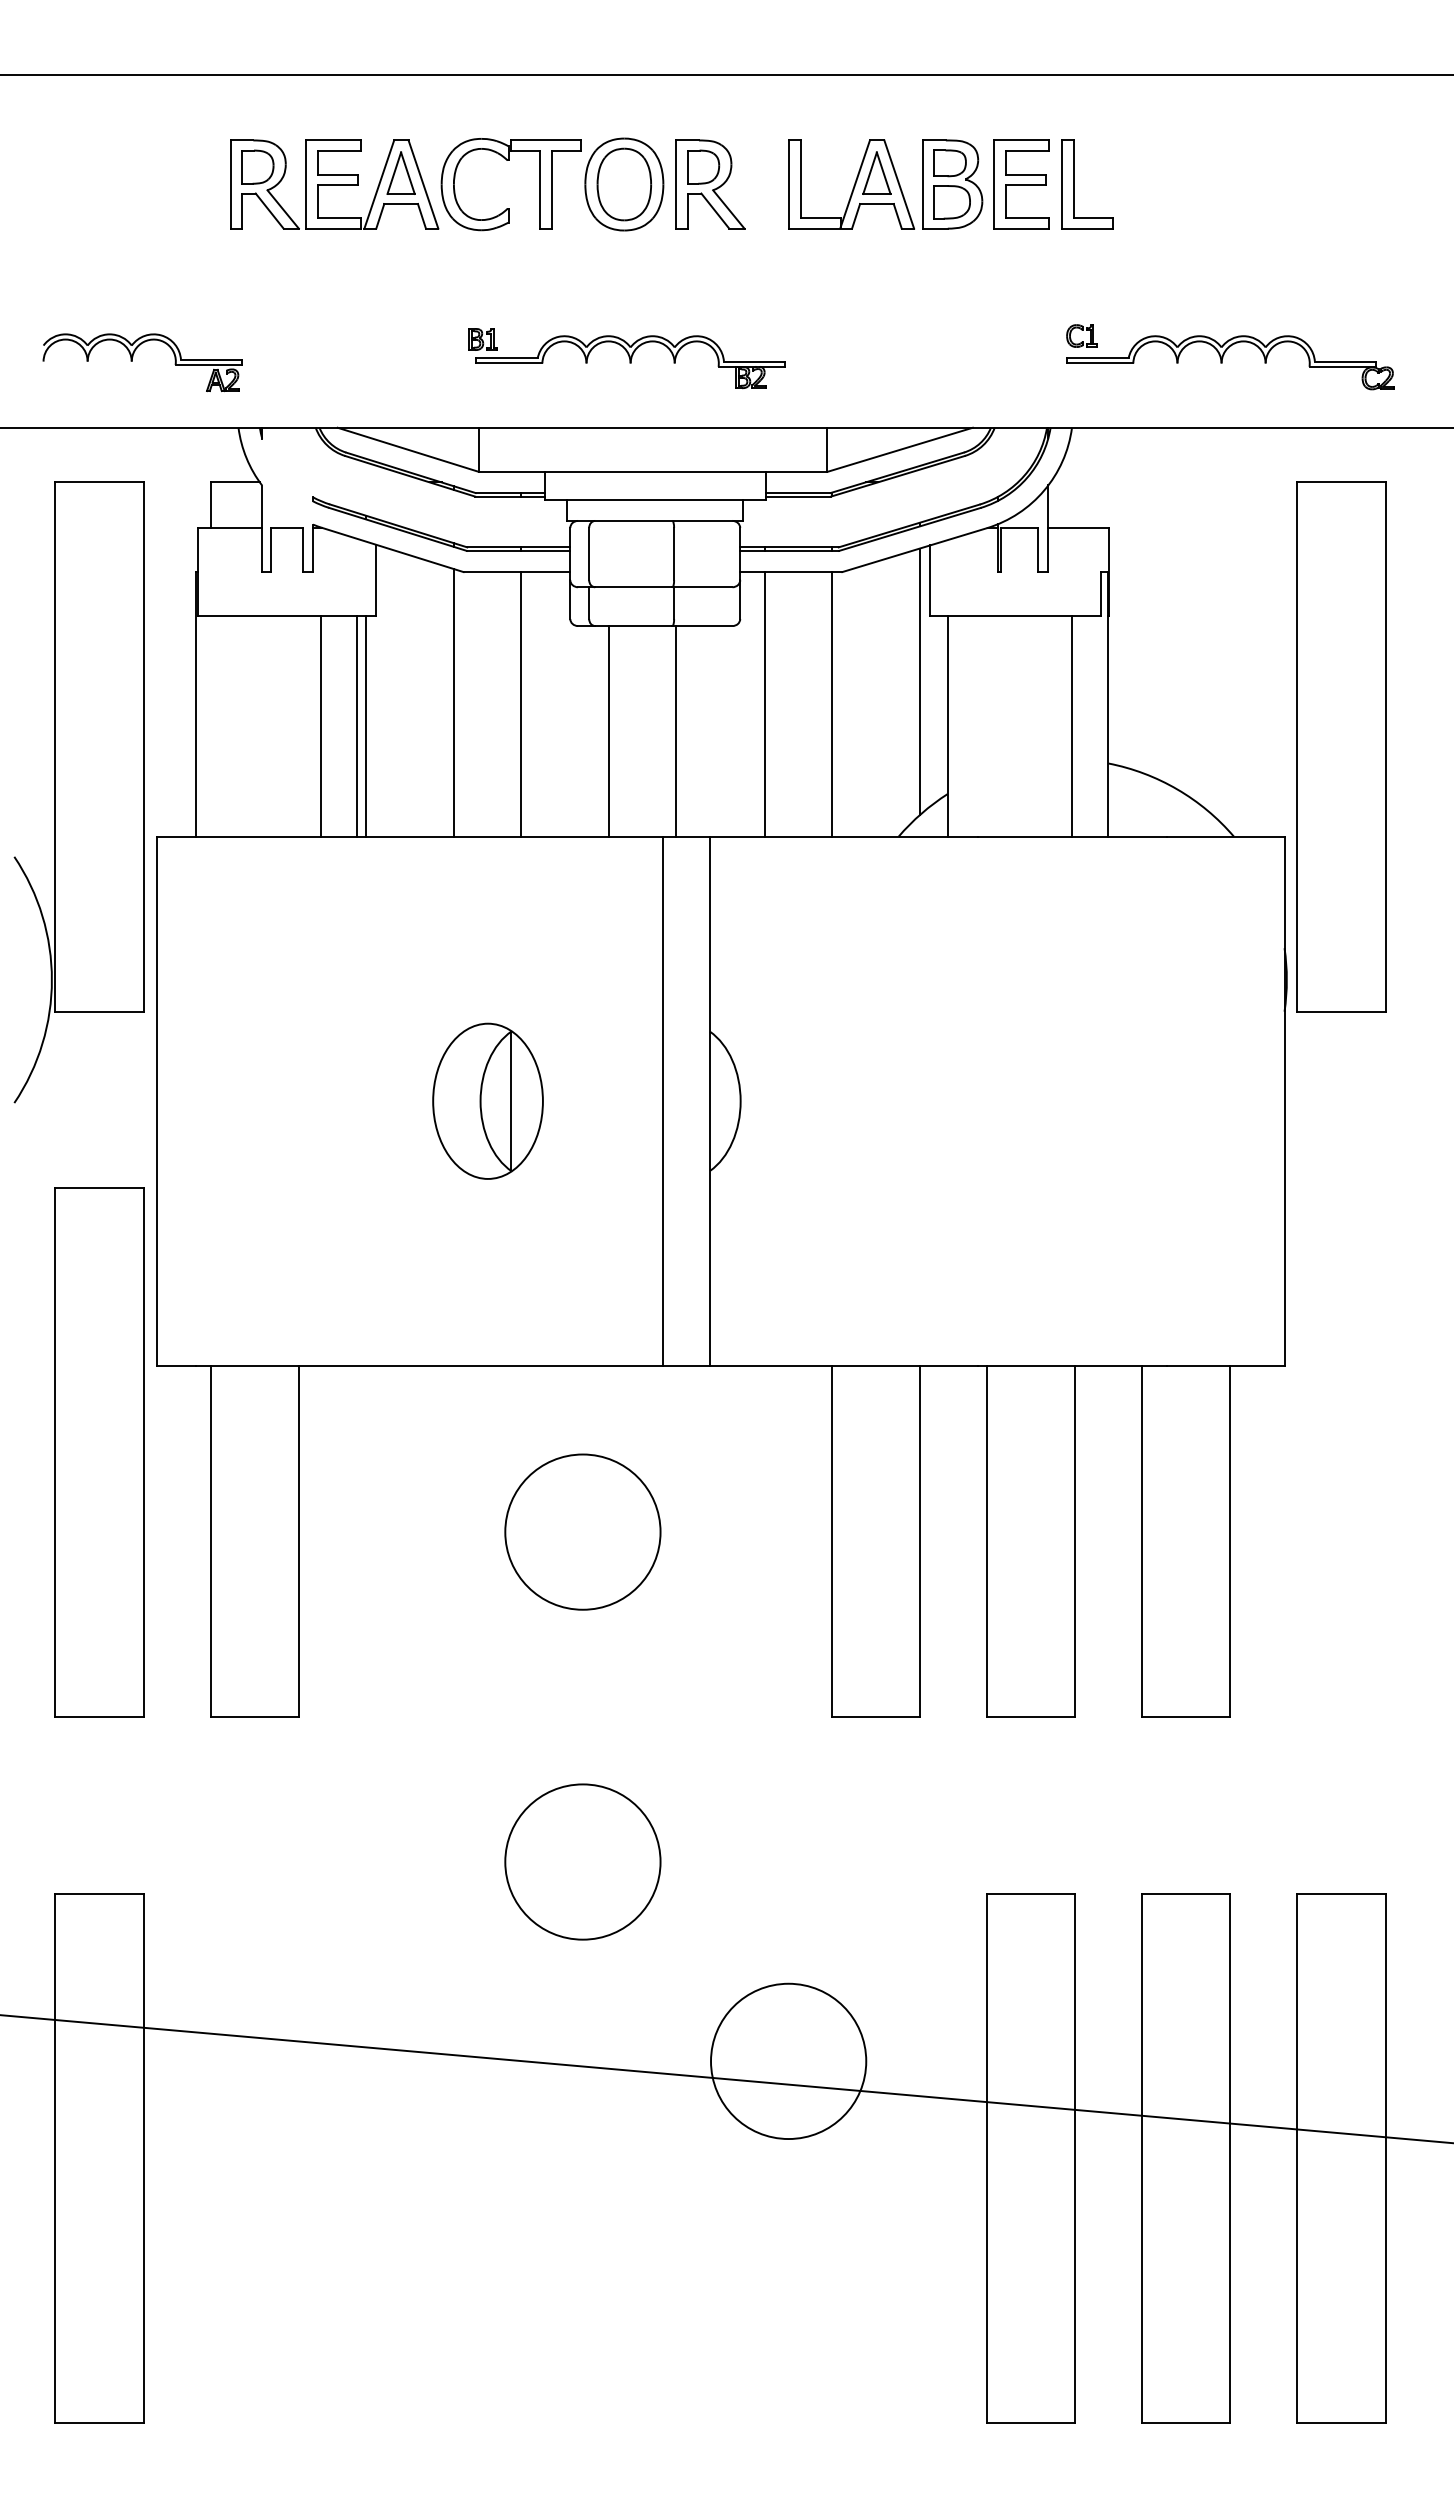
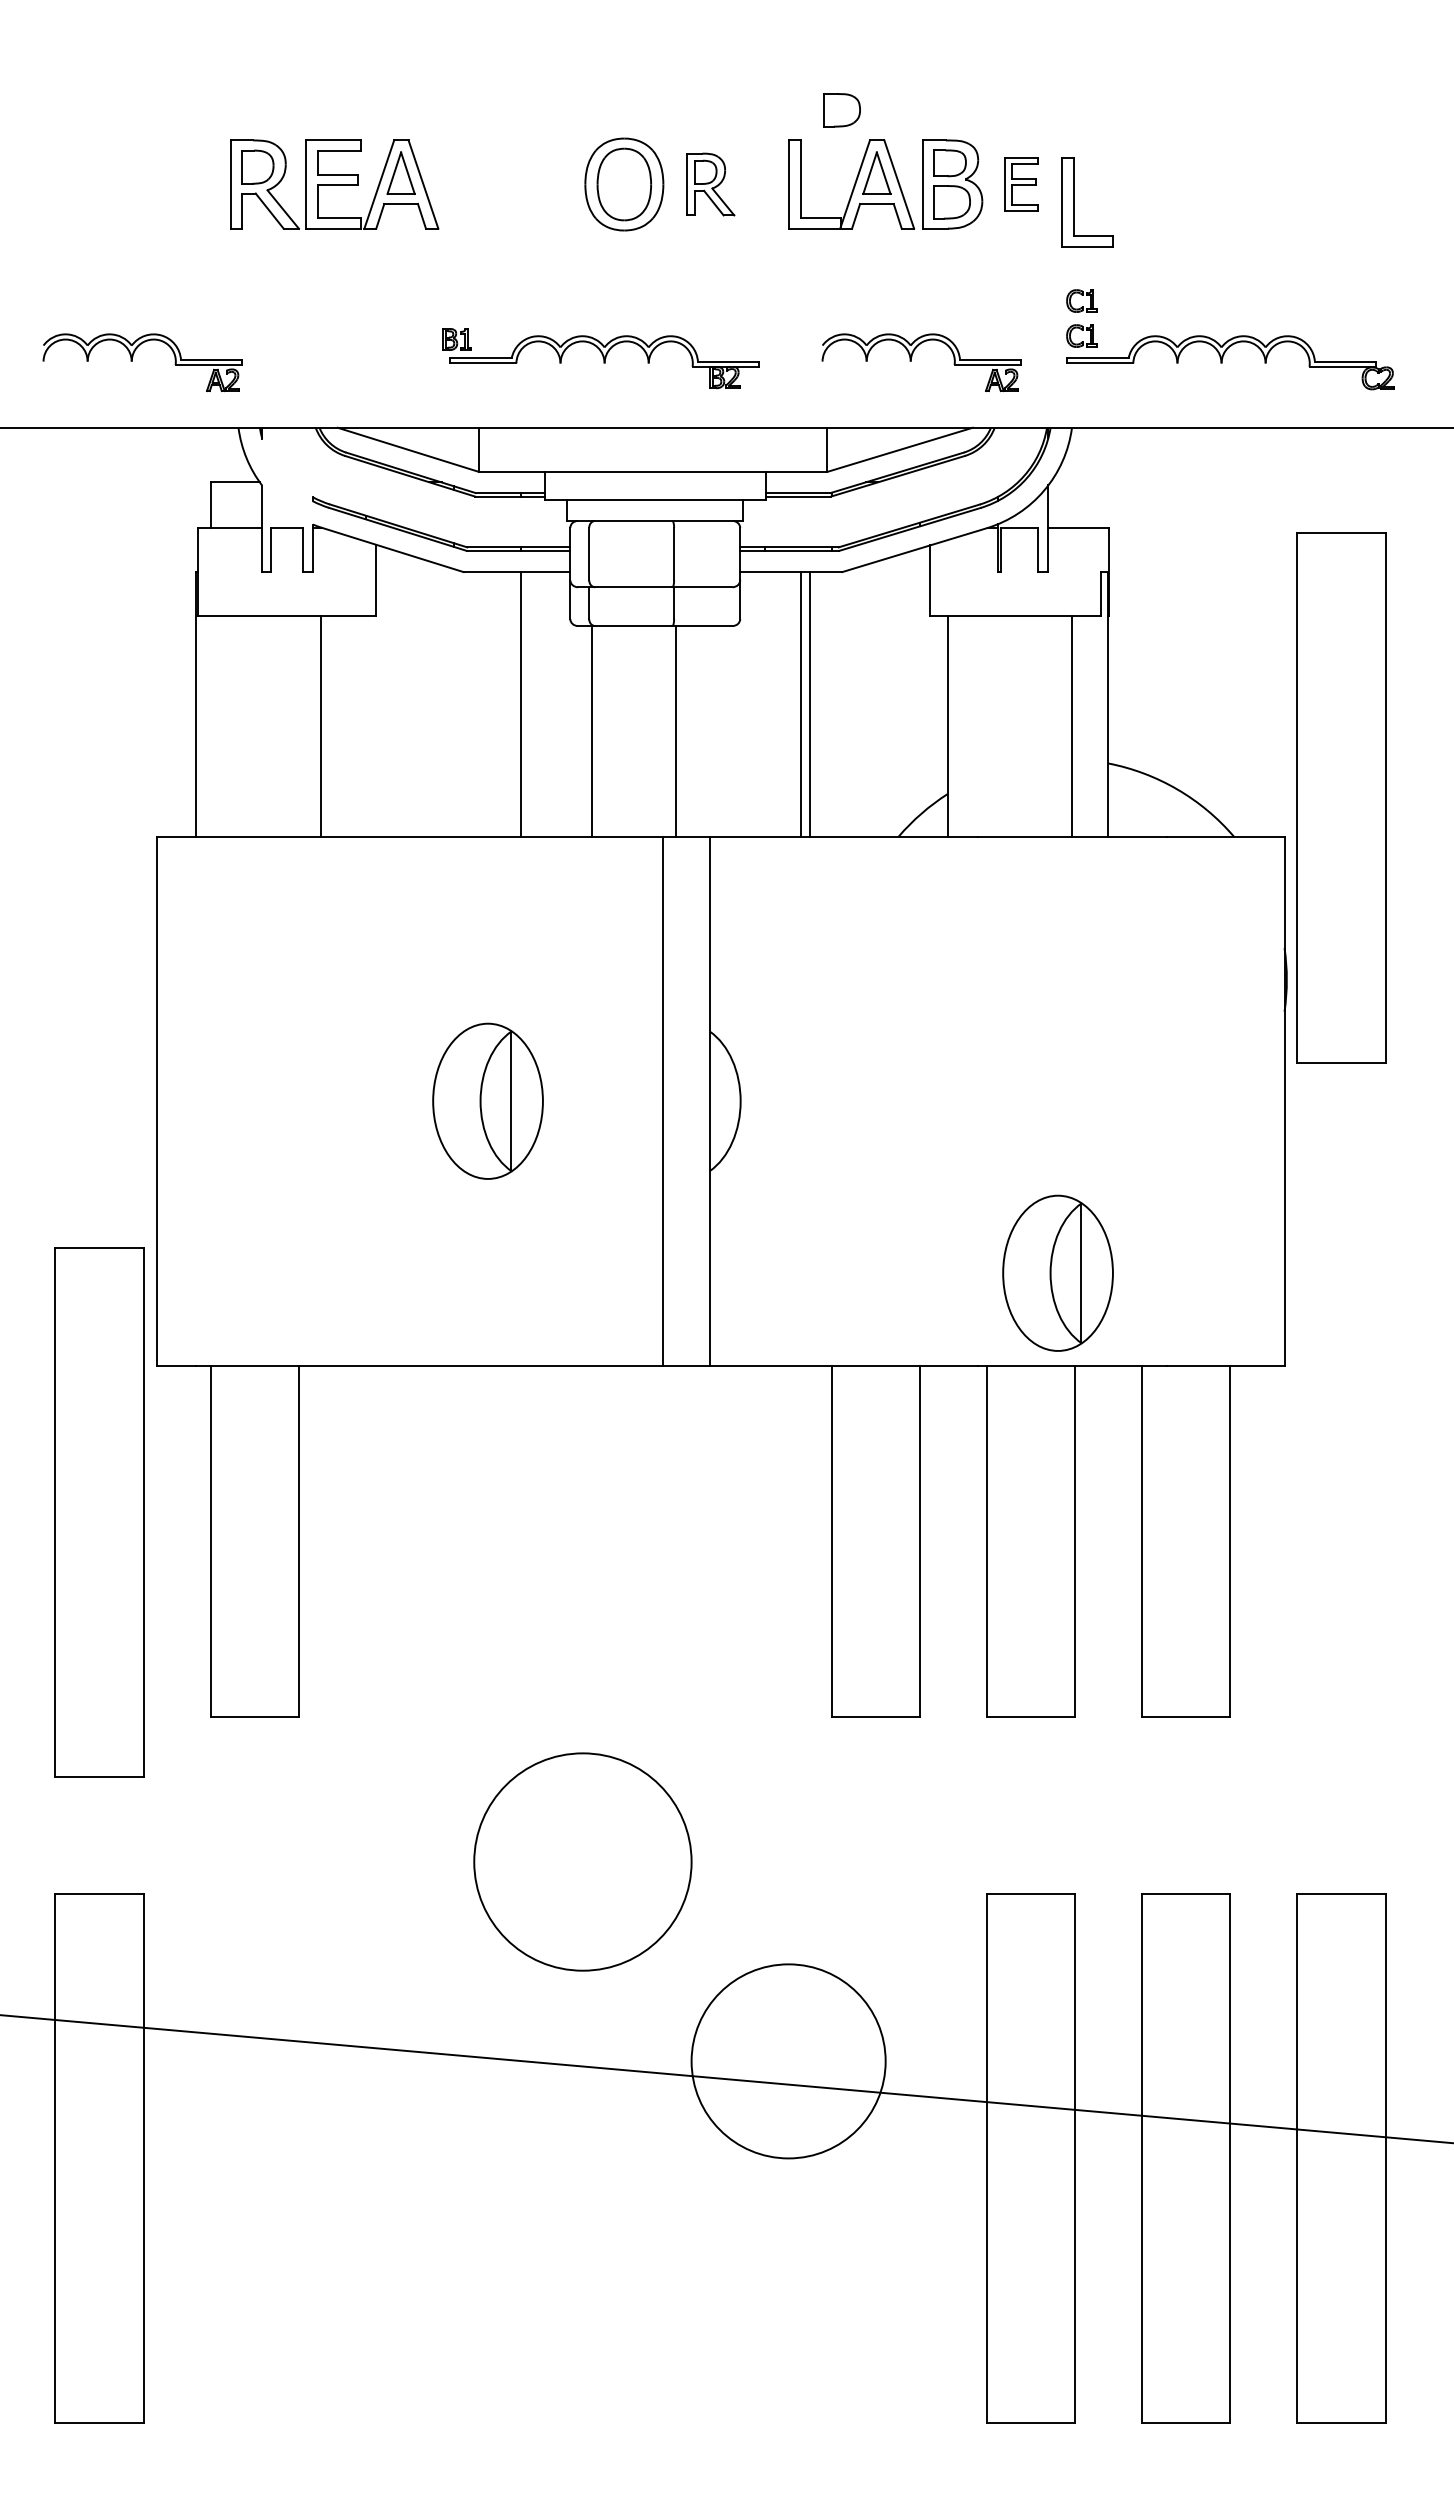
line: present -> none (726, 74)
part: none -> present (841, 110)
part: present -> none (509, 160)
part size: 71x91 px -> 50x65 px (710, 184)
part size: 57x91 px -> 35x55 px (1021, 184)
part position: (1074, 184) -> (1074, 202) (1074, 202)
part: none -> present (1081, 300)
part position: (626, 358) -> (600, 358) (600, 358)
part: none -> present (911, 361)
line: present -> none (919, 681)
line: present -> none (454, 702)
line position: (764, 704) -> (809, 704) (809, 704)
line position: (831, 704) -> (800, 704) (800, 704)
line: present -> none (356, 726)
line: present -> none (365, 726)
line position: (609, 731) -> (592, 731) (592, 731)
part position: (1341, 746) -> (1341, 797) (1341, 797)
part: present -> none (78, 792)
part: none -> present (1057, 1272)
part position: (99, 1452) -> (99, 1512) (99, 1512)
circle: present -> none (582, 1531)
circle diameter: 155 px -> 217 px (582, 1861)
circle diameter: 155 px -> 194 px (788, 2061)
